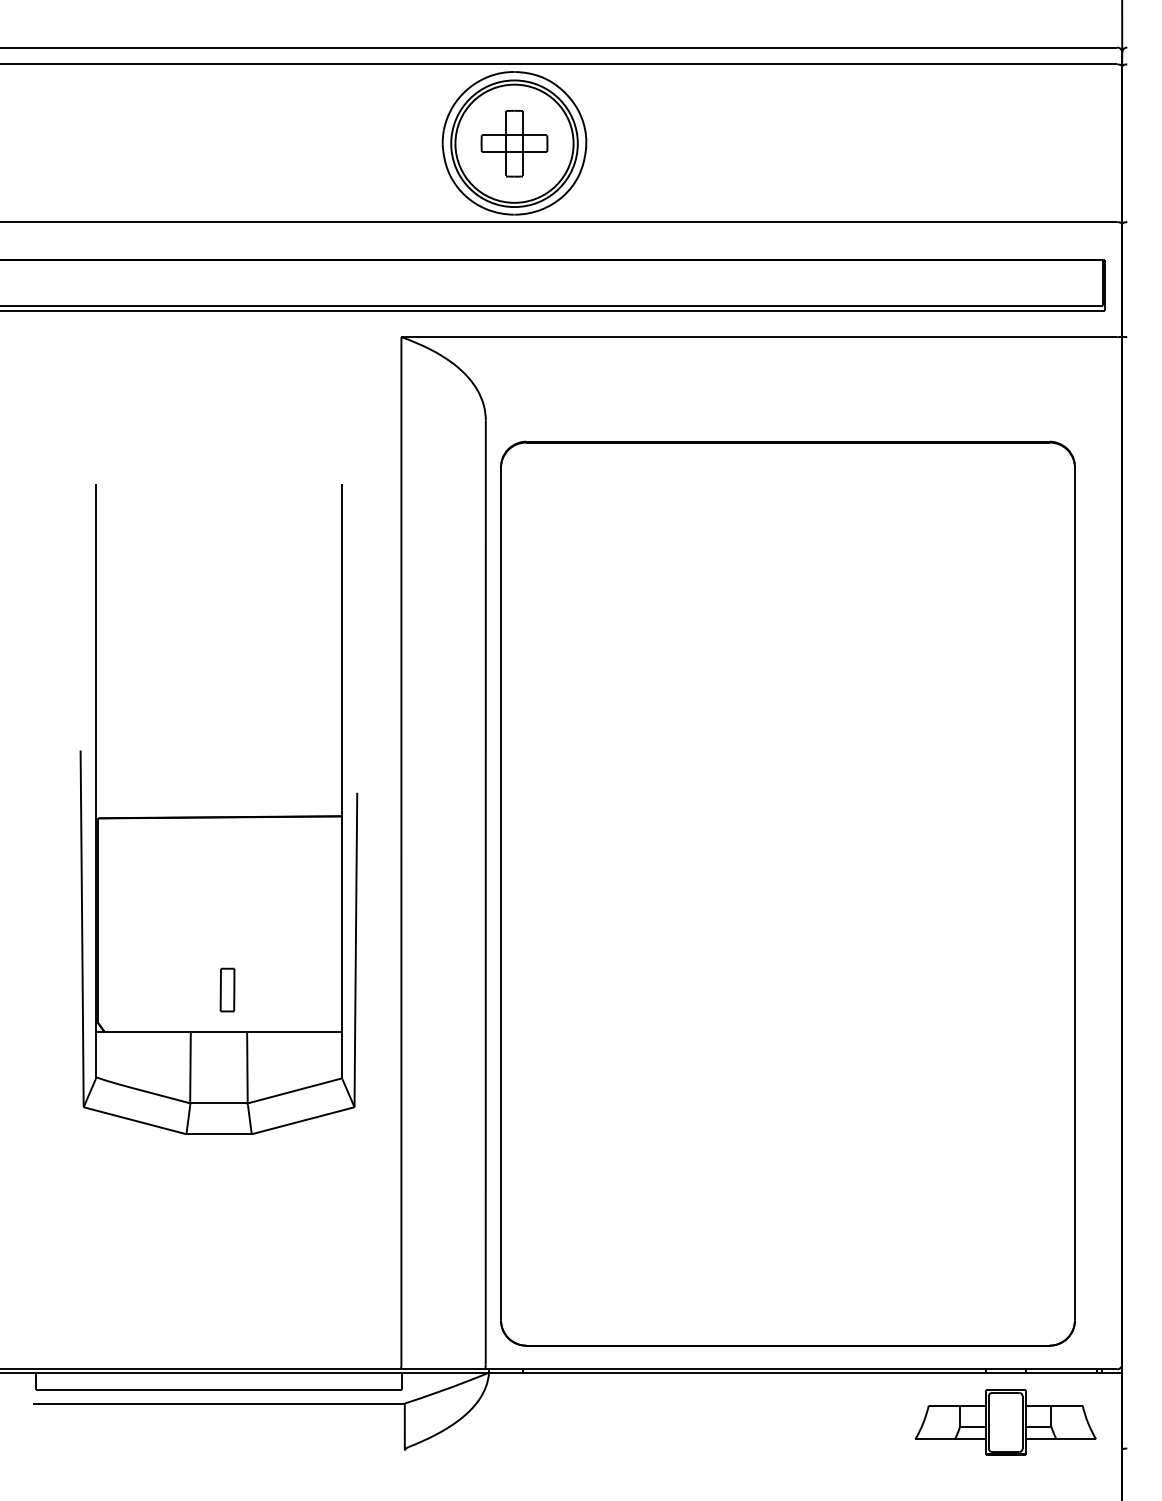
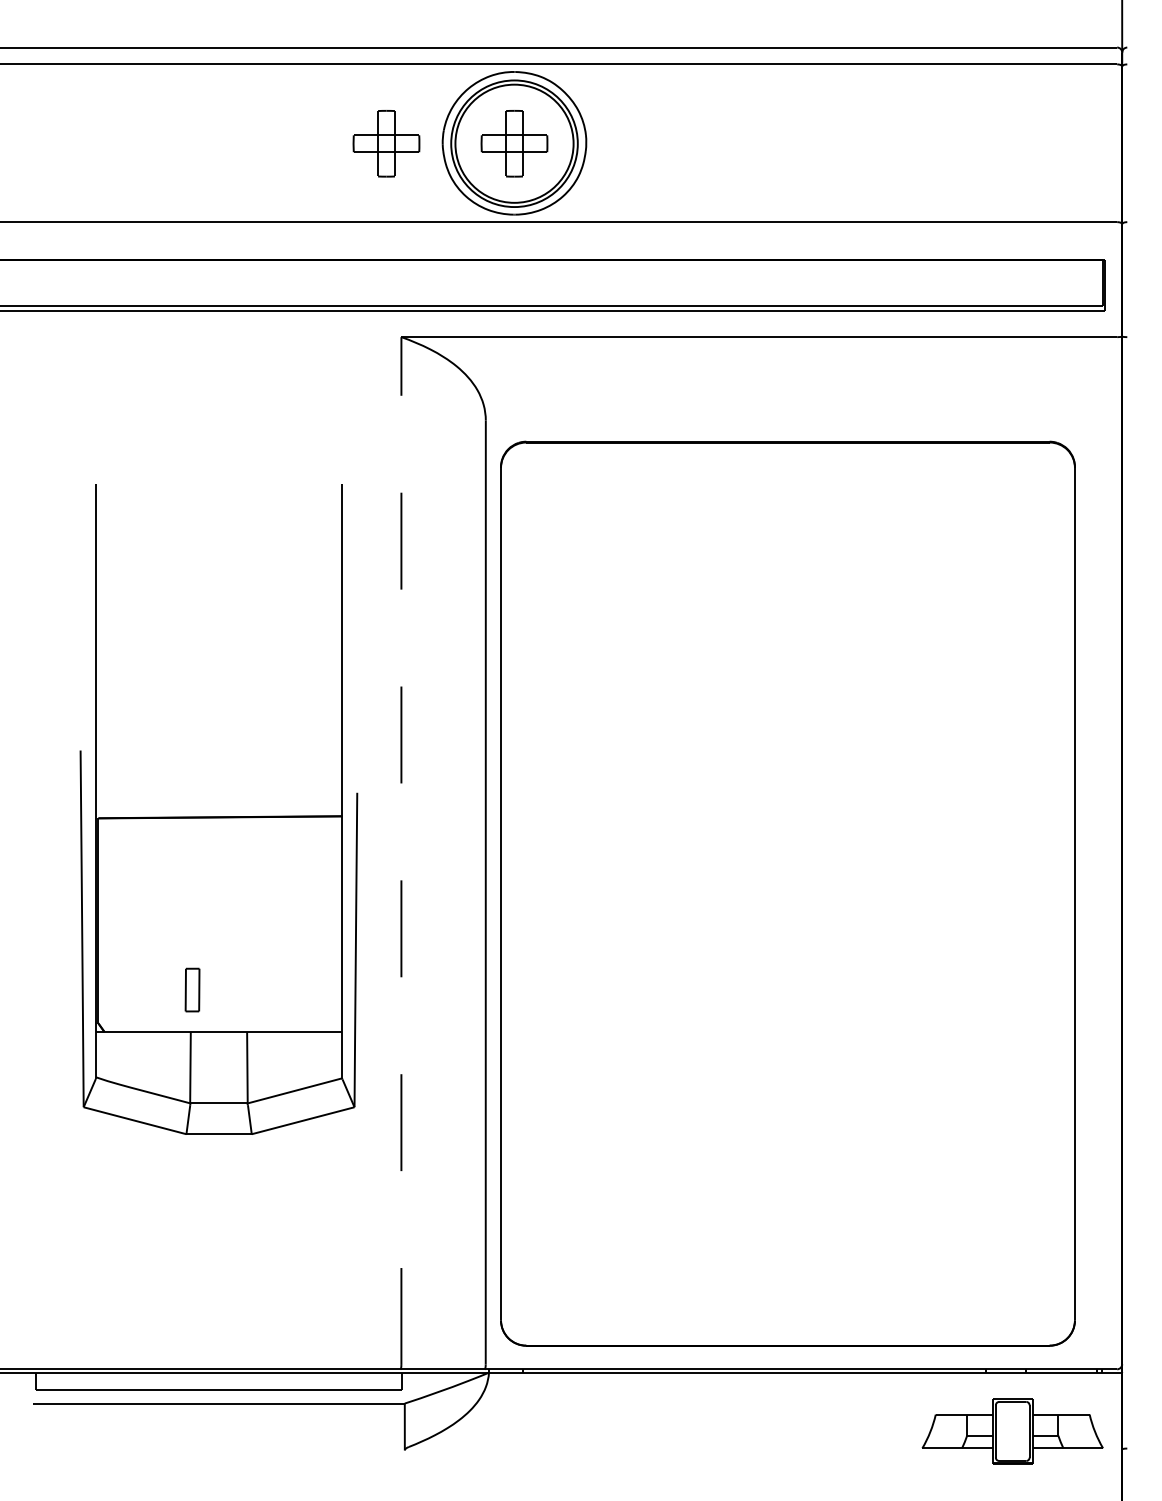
part: none -> present (386, 143)
line: solid -> dashed (401, 851)
part position: (227, 989) -> (192, 989) (192, 989)
part position: (1005, 1422) -> (1012, 1431) (1012, 1431)
